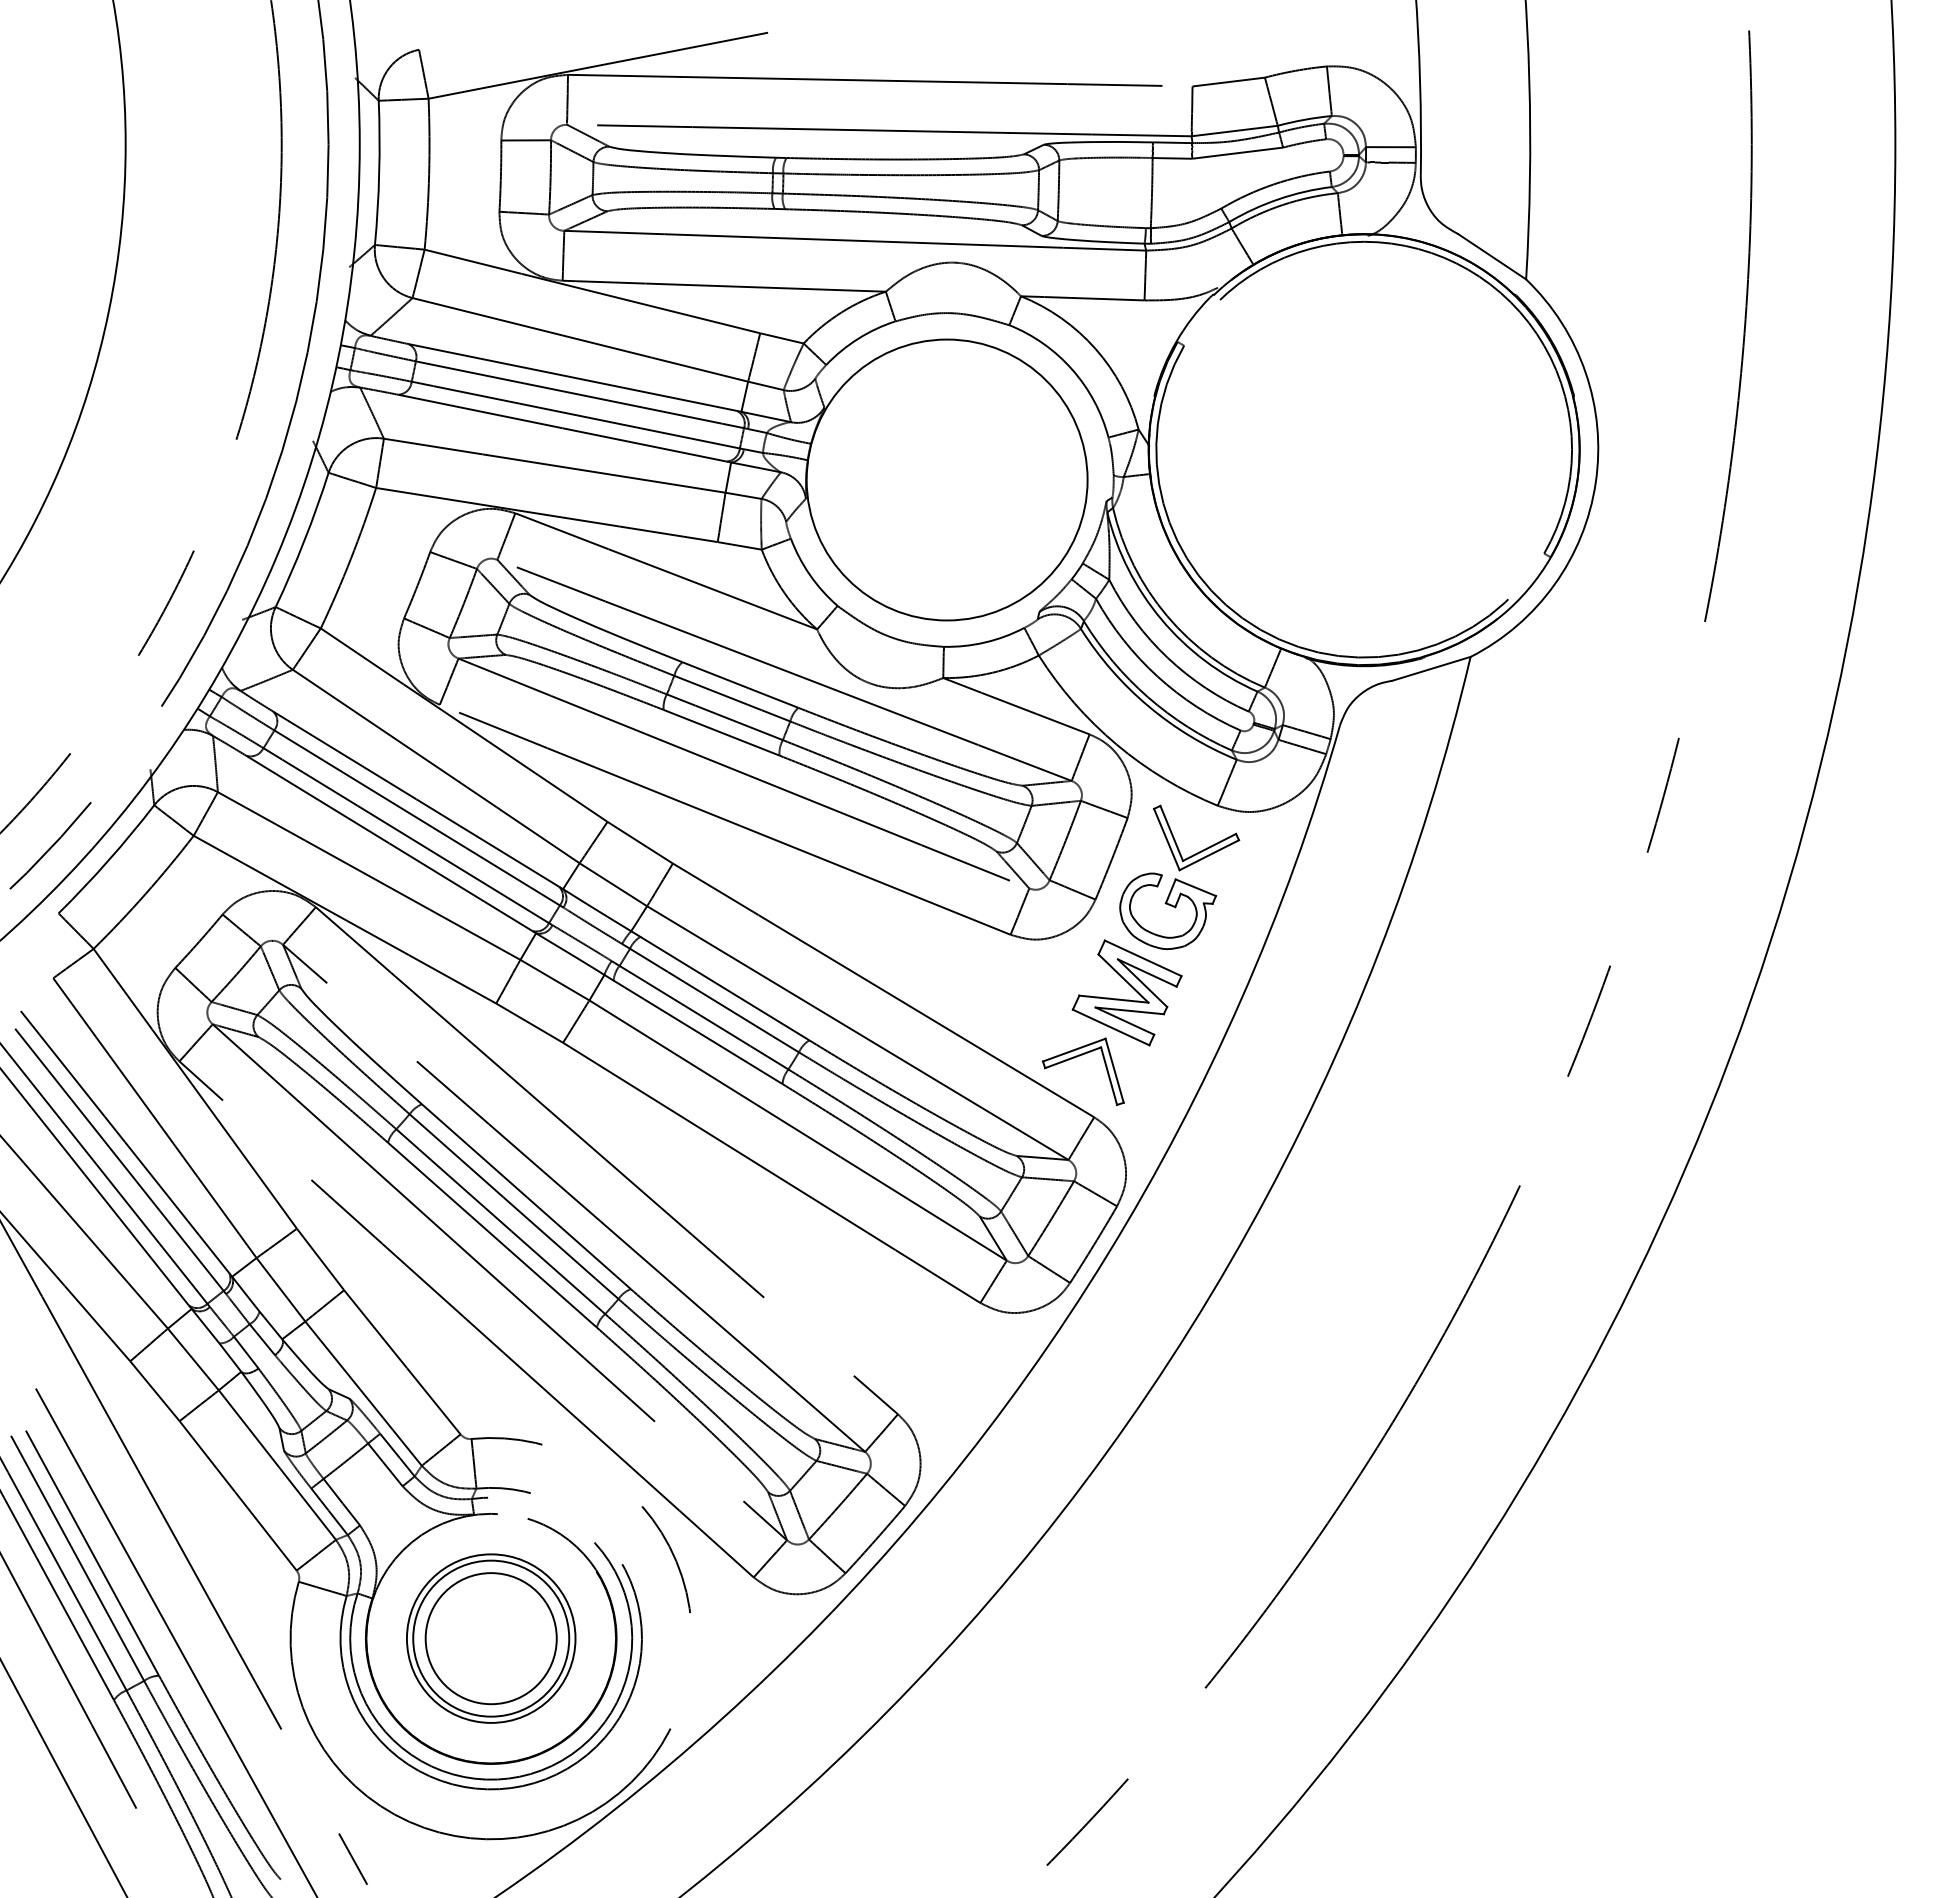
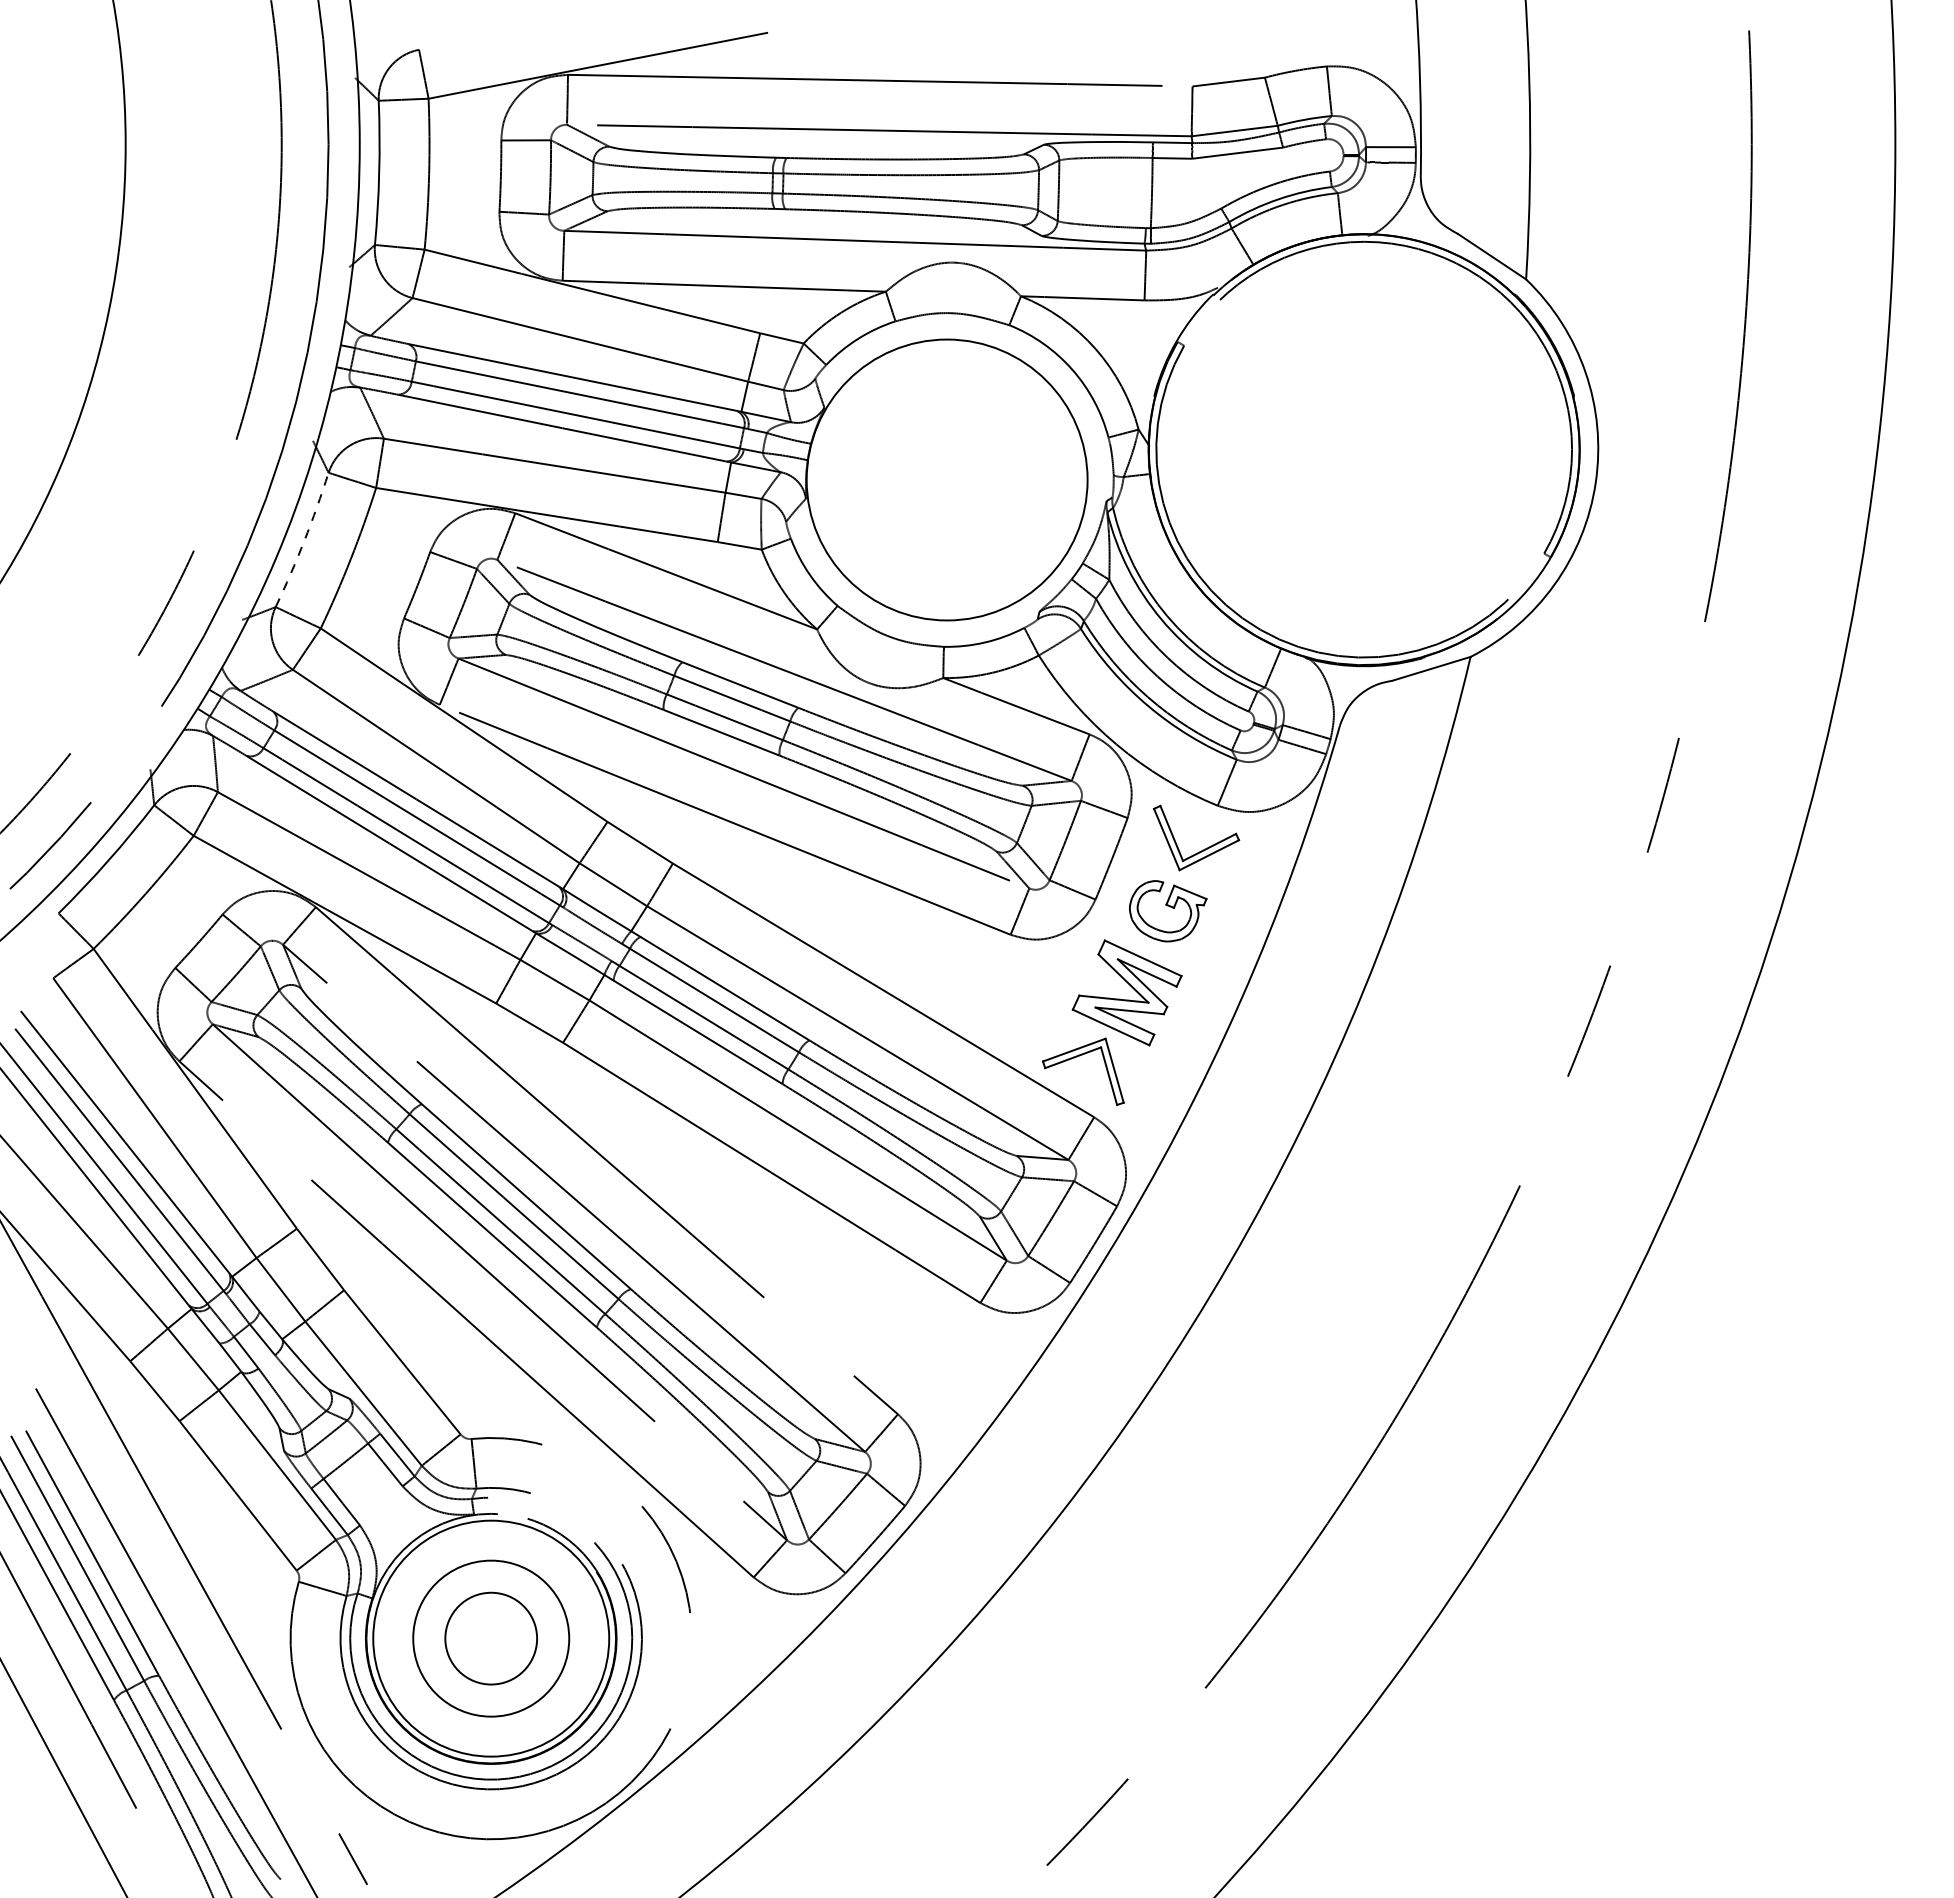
arc: solid -> dashed (304, 540)
part size: 99x78 px -> 79x63 px (1168, 911)
circle diameter: 131 px -> 92 px (491, 1638)
circle diameter: 169 px -> 236 px (491, 1638)
